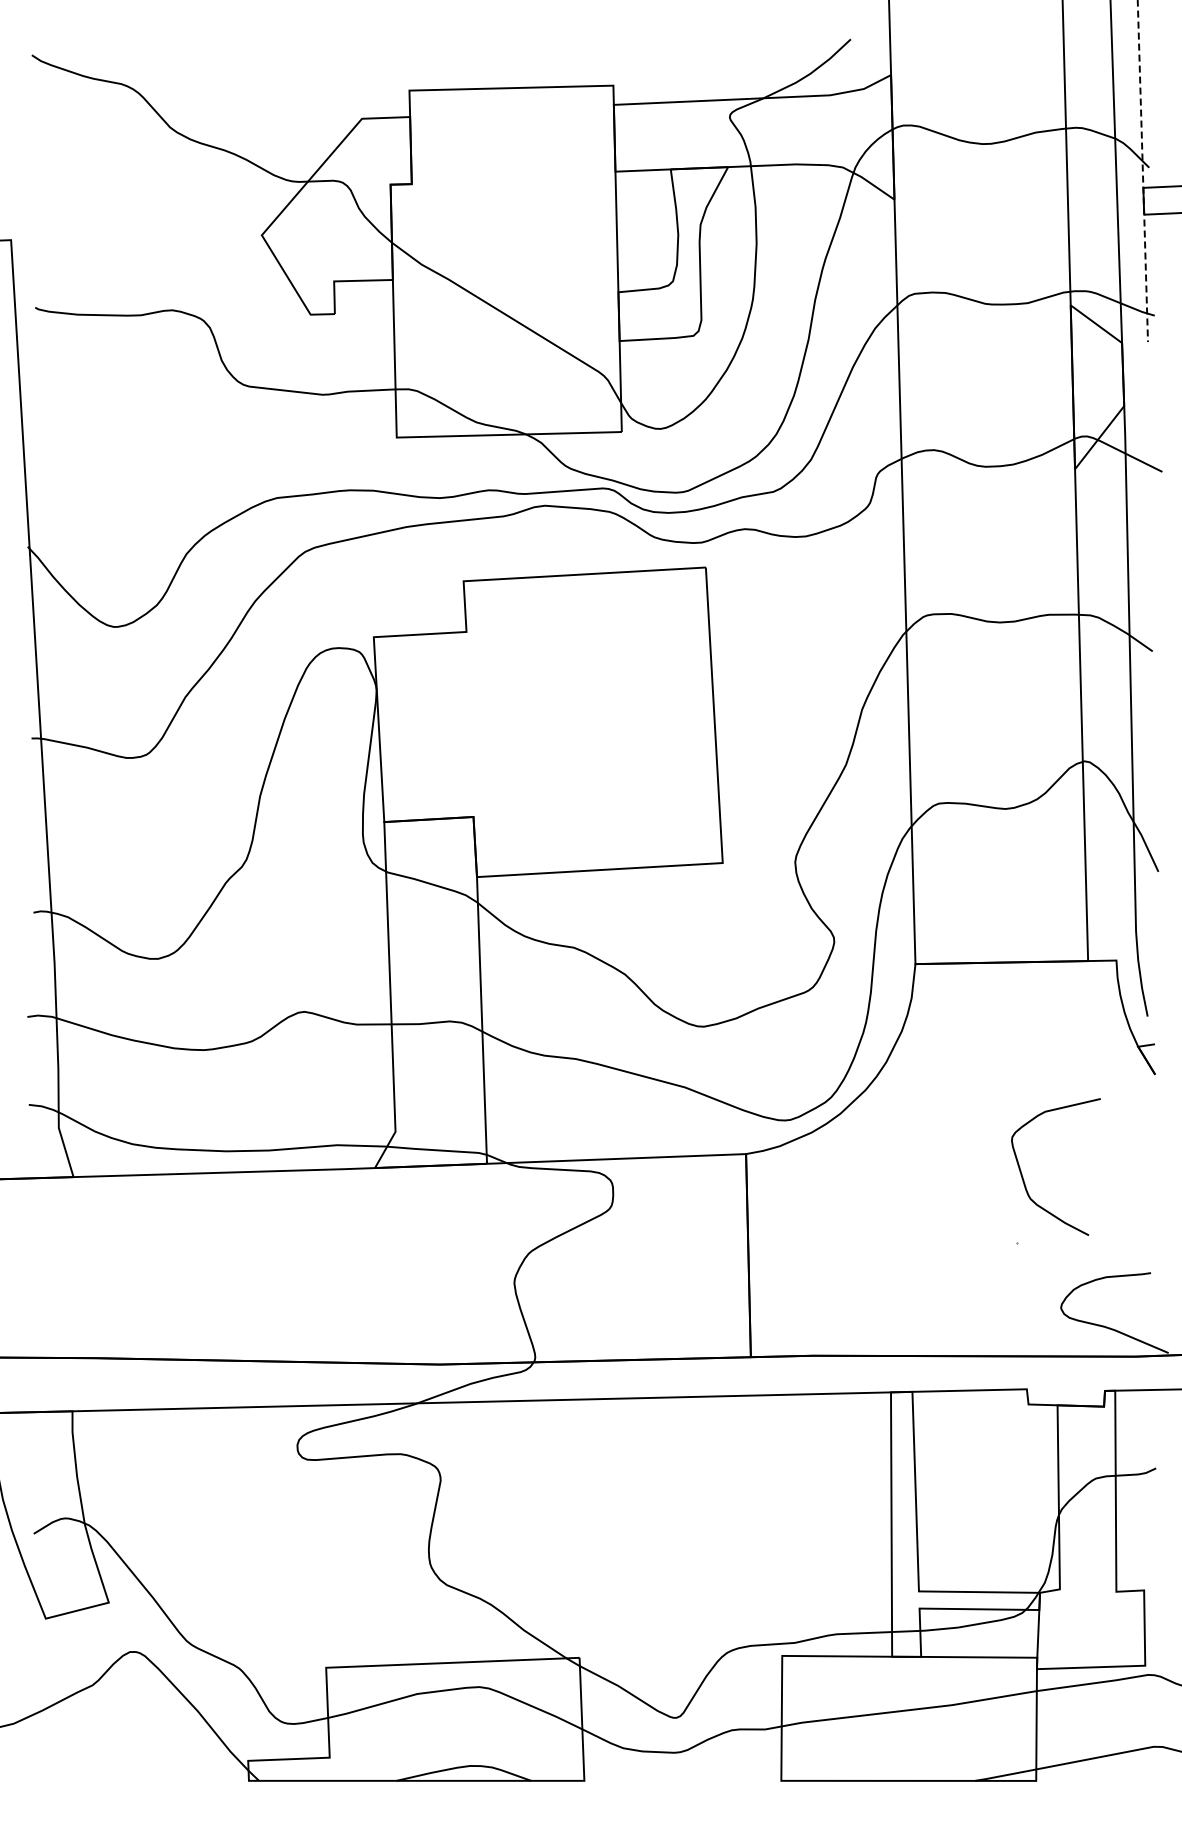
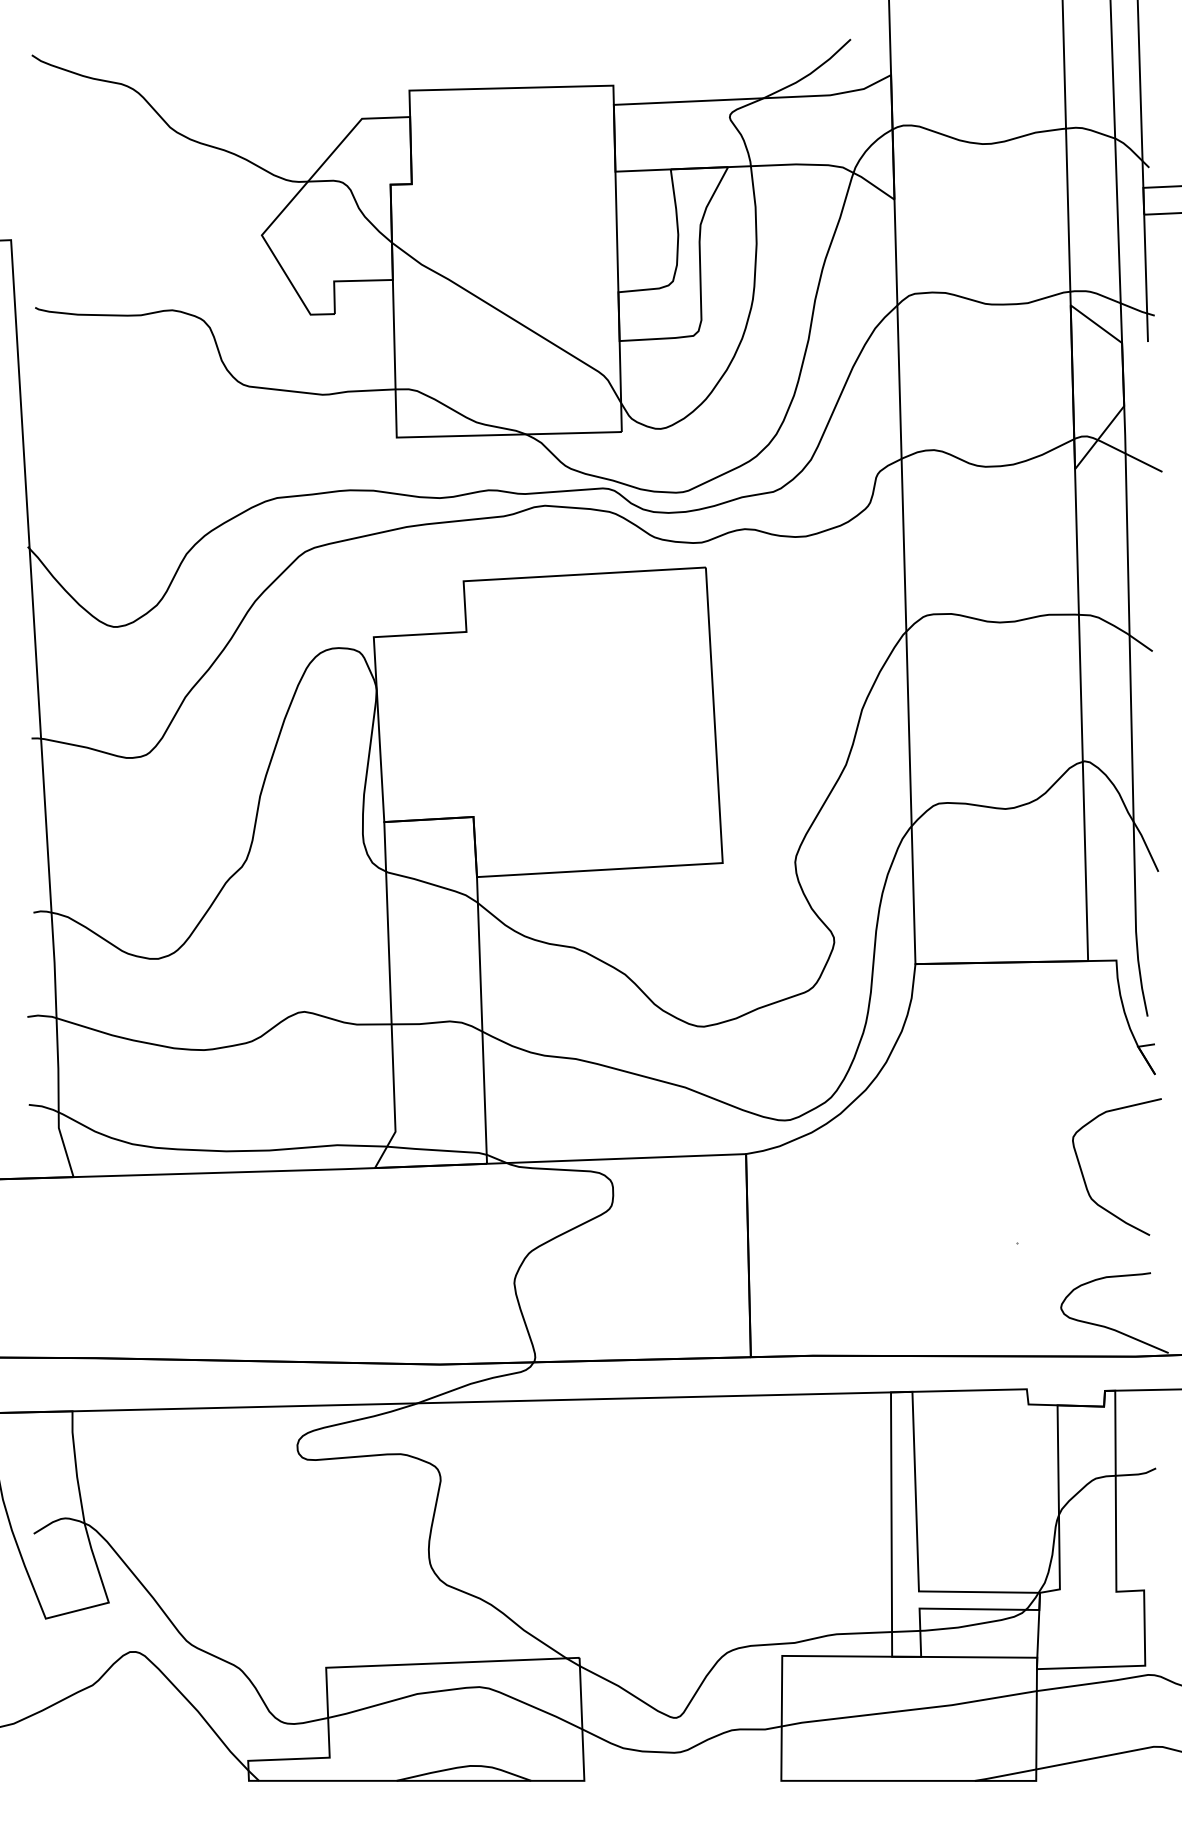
line: dashed -> solid (1142, 172)
curve position: (1022, 1173) -> (1083, 1173) (1083, 1173)
